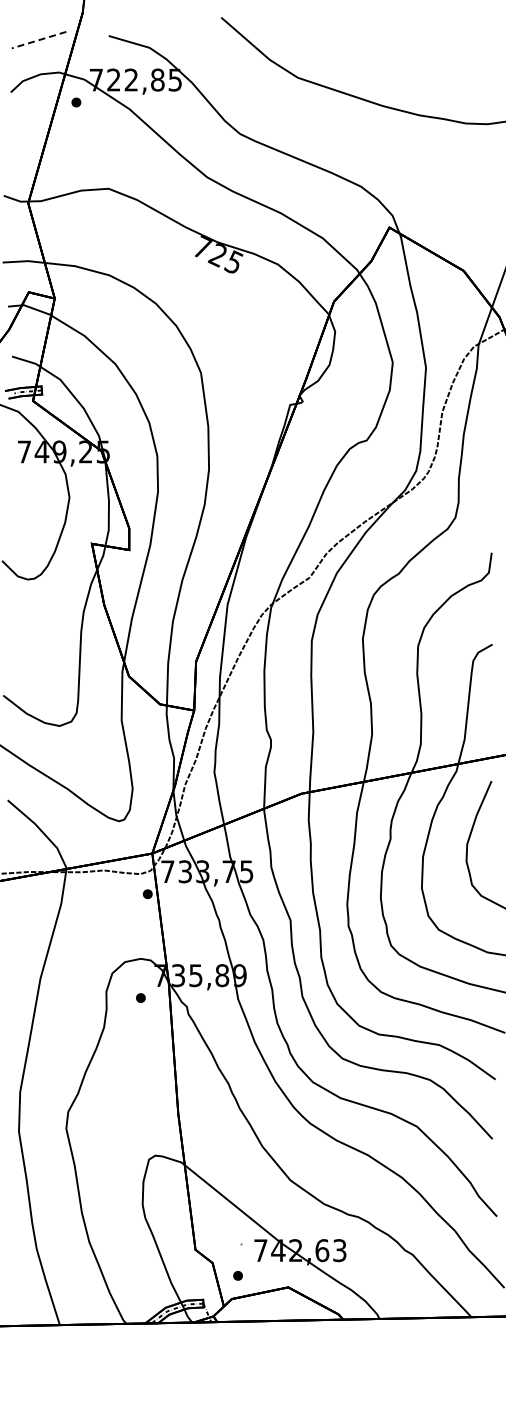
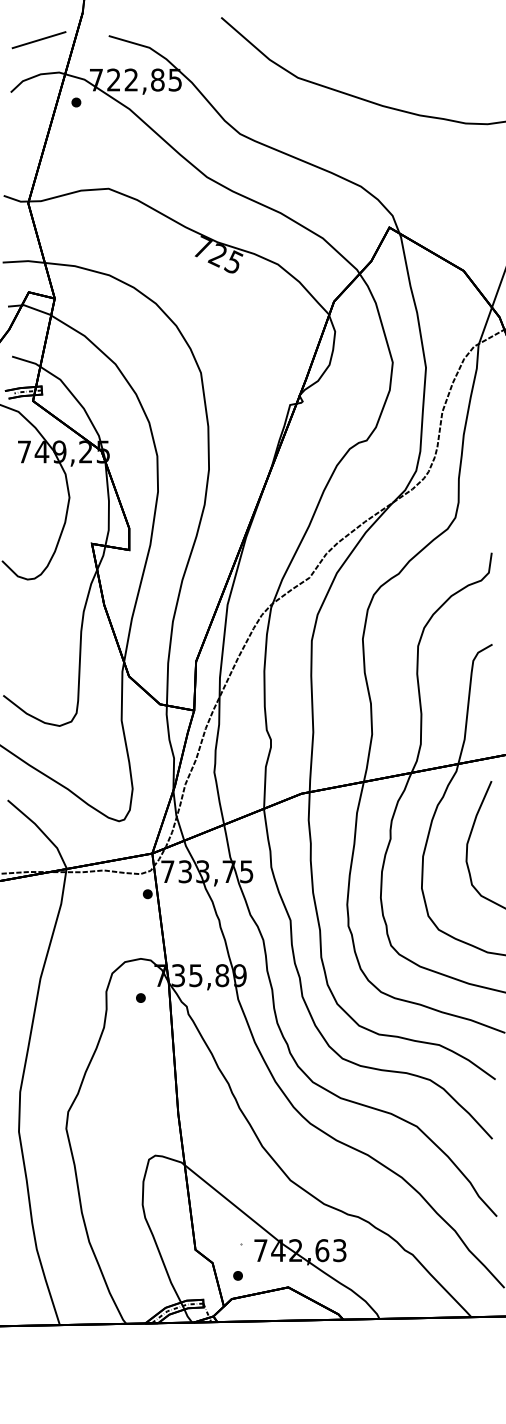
line: dashed -> solid (38, 40)
